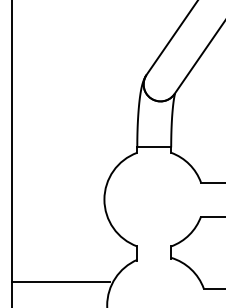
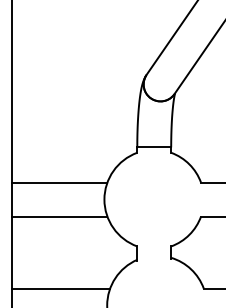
line: none -> present (59, 182)
line: none -> present (59, 216)
line position: (61, 281) -> (61, 288) (61, 288)
